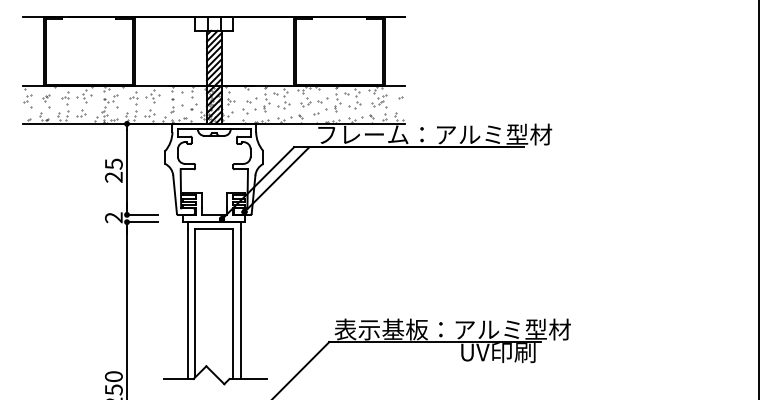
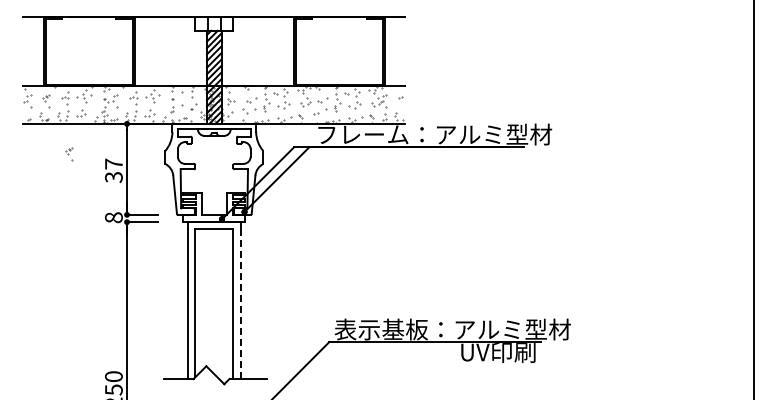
part: none -> present (69, 154)
text: 25 -> 37 (113, 170)
line position: (758, 199) -> (753, 199) (753, 199)
text: 2 -> 8 (113, 217)
line: solid -> dashed (240, 304)
